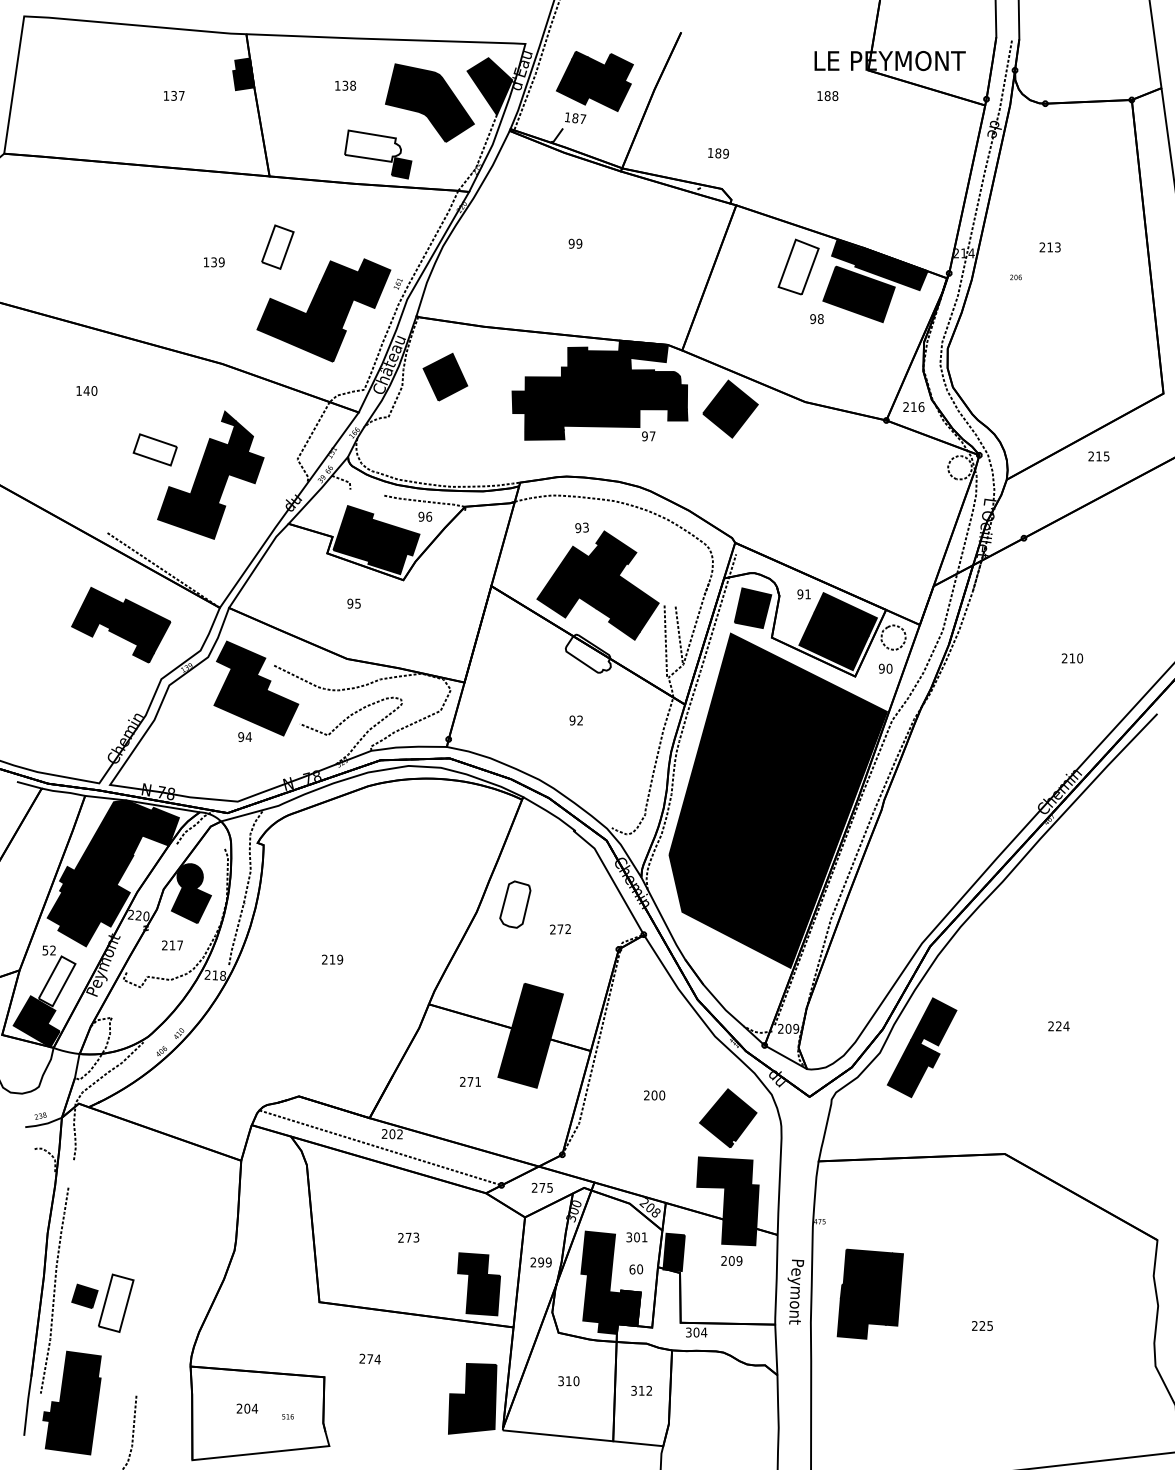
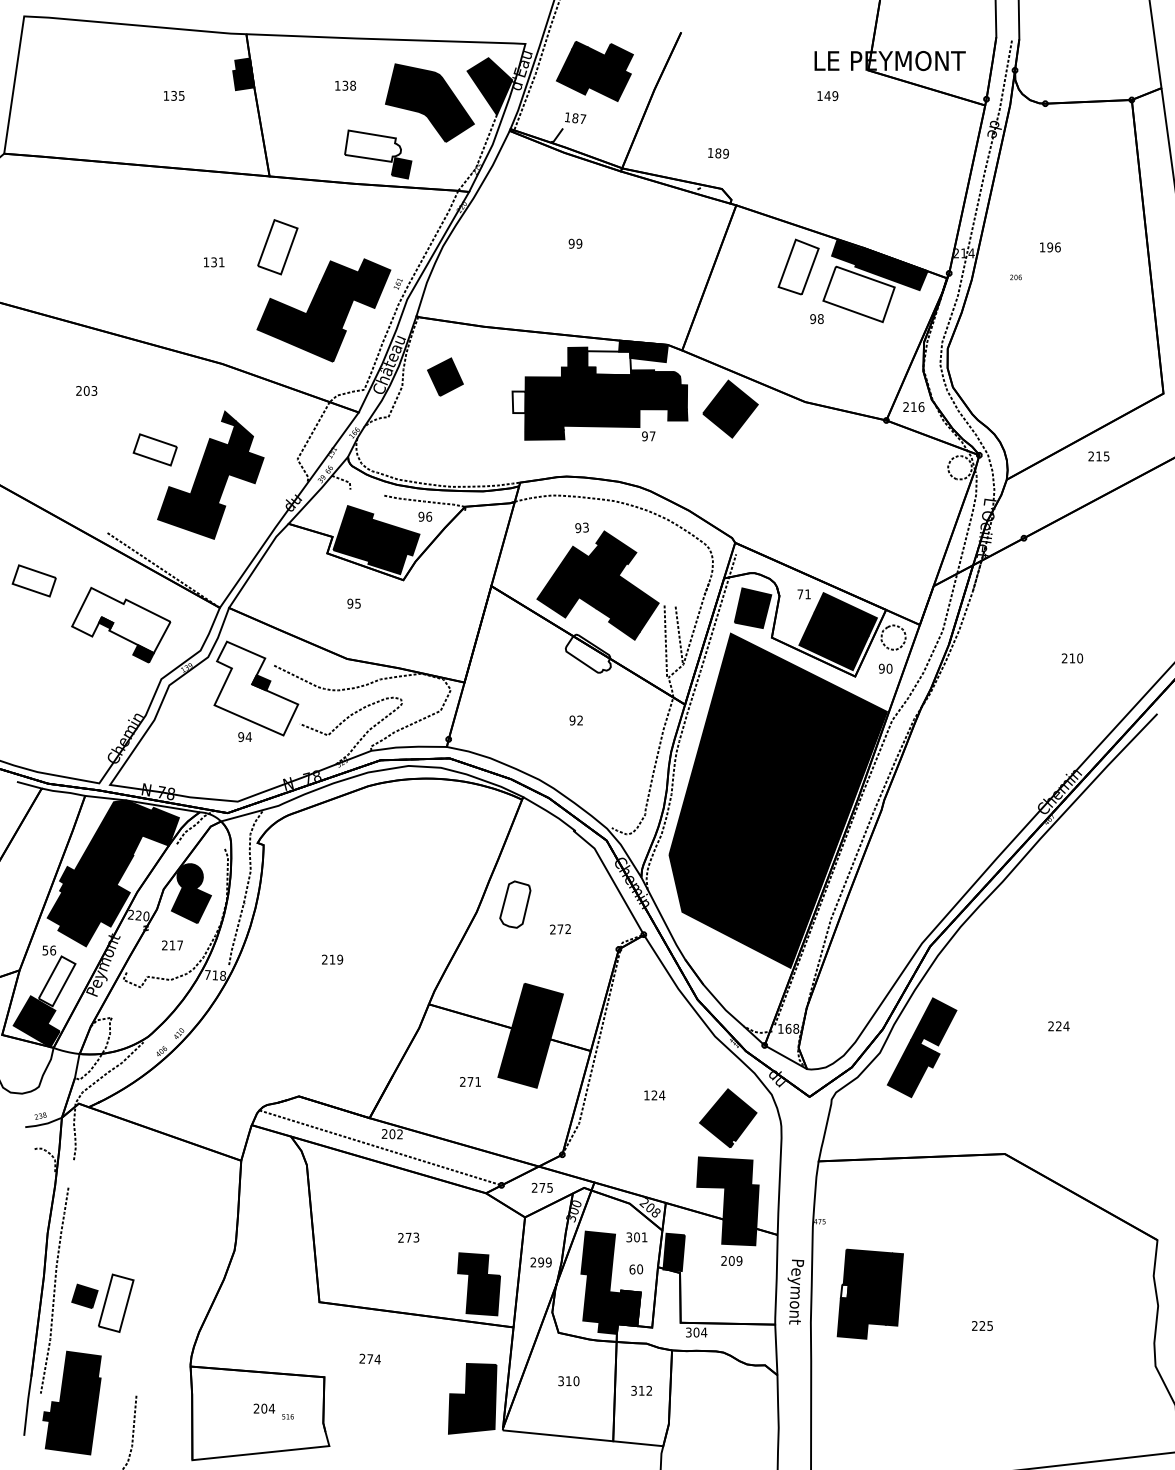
part position: (594, 81) -> (594, 71) (594, 71)
text: 137 -> 135 (181, 95)
text: 188 -> 149 (831, 96)
part size: 34x46 px -> 42x57 px (277, 247)
text: 213 -> 196 (1049, 247)
text: 139 -> 131 (221, 262)
fill: present -> none (858, 294)
fill: present -> none (609, 363)
part size: 47x50 px -> 37x40 px (445, 376)
text: 140 -> 203 (86, 390)
fill: present -> none (518, 402)
part: none -> present (33, 580)
text: 91 -> 71 (800, 594)
fill: present -> none (121, 620)
fill: present -> none (256, 688)
text: 52 -> 56 (53, 950)
text: 218 -> 718 (207, 974)
text: 209 -> 168 (788, 1028)
text: 200 -> 124 (654, 1095)
fill: present -> none (844, 1291)
text position: (247, 1408) -> (264, 1408) (264, 1408)
